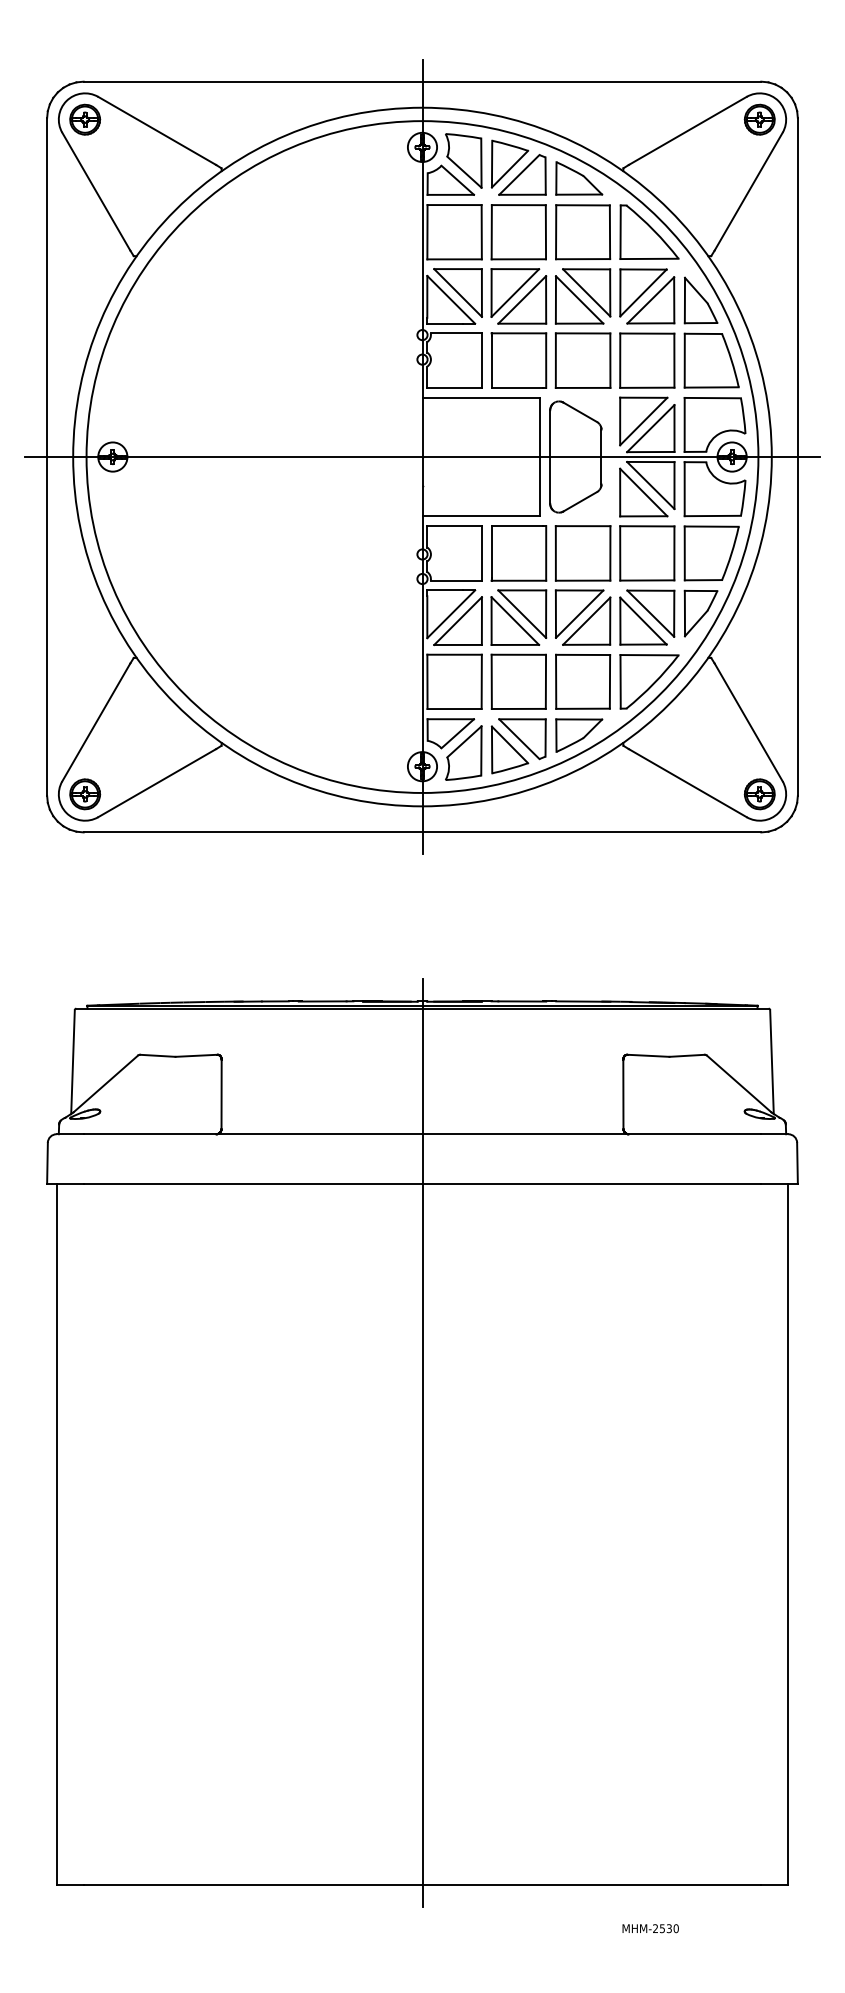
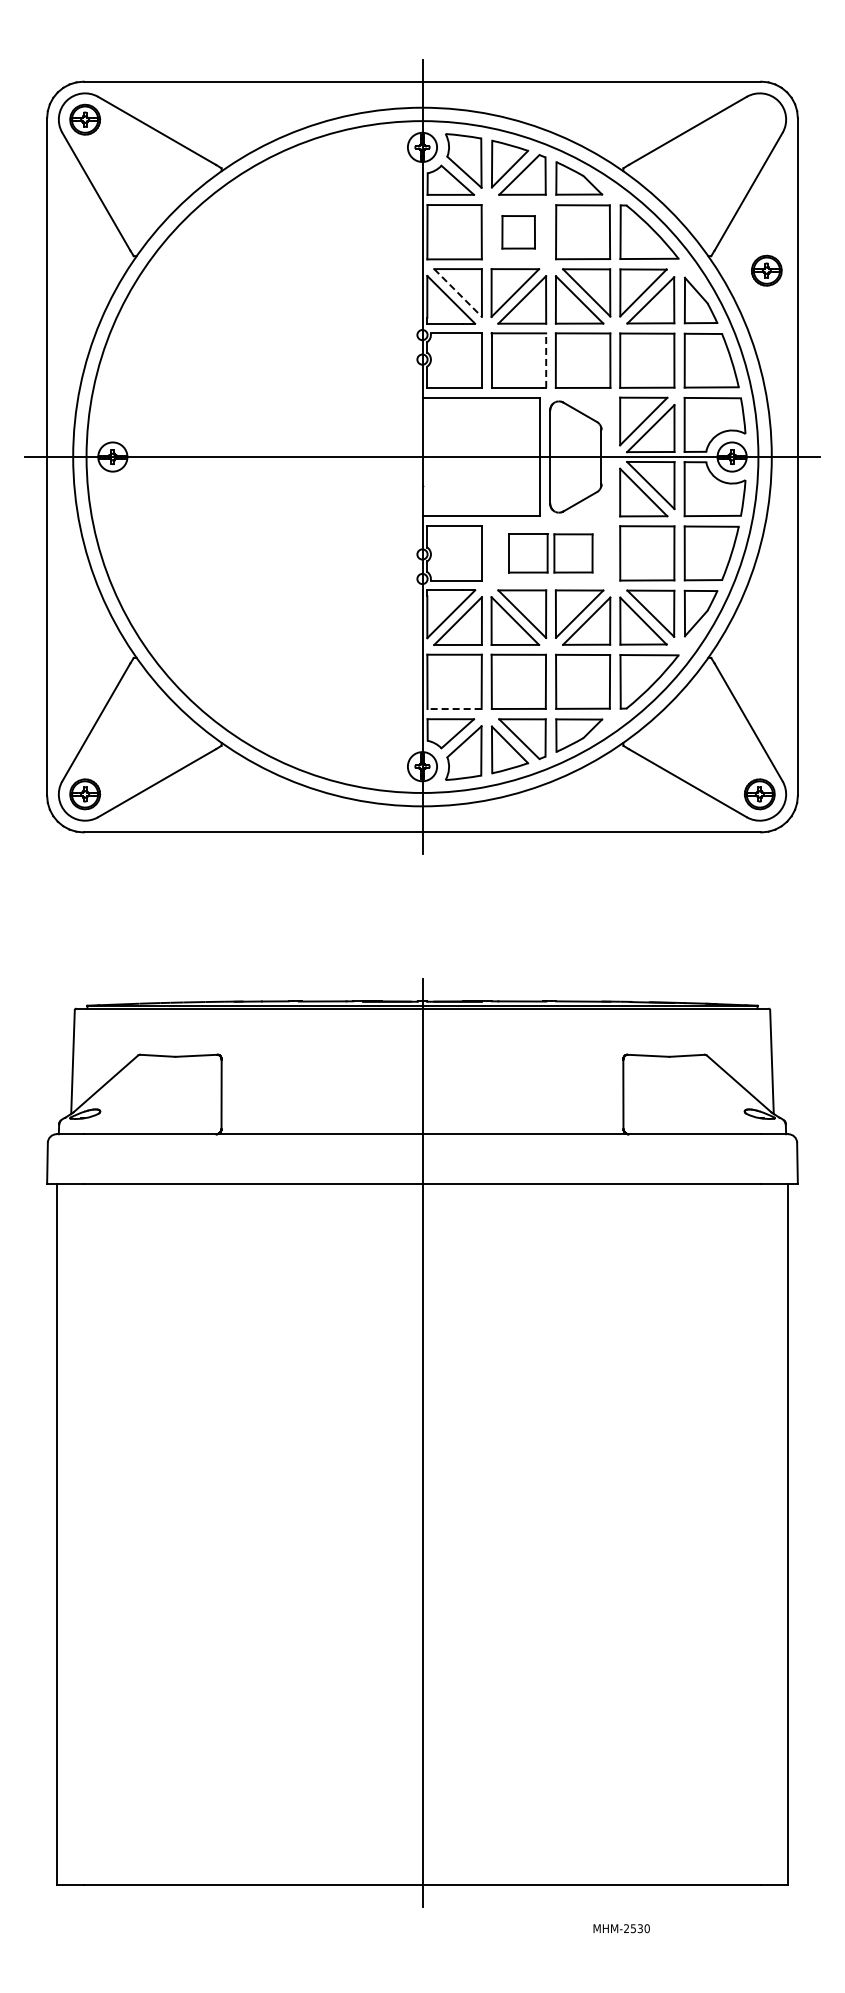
part position: (759, 119) -> (766, 270) (766, 270)
part size: 57x57 px -> 35x35 px (518, 232)
line: solid -> dashed (458, 293)
line: solid -> dashed (546, 360)
part size: 122x57 px -> 86x41 px (550, 553)
line: solid -> dashed (454, 709)
text position: (650, 1928) -> (621, 1928) (621, 1928)
